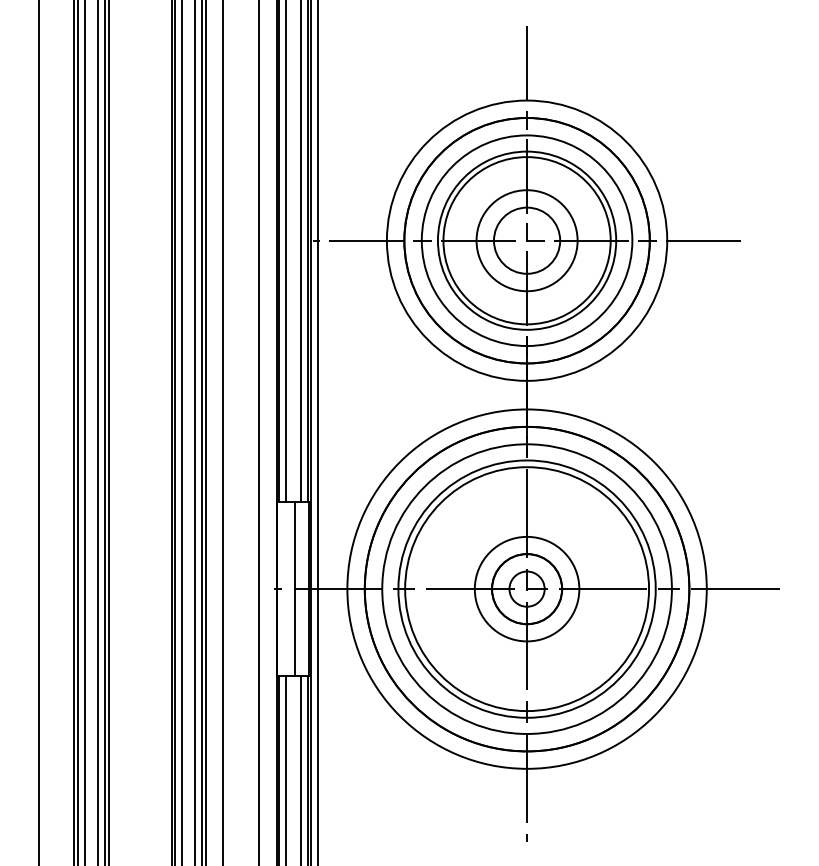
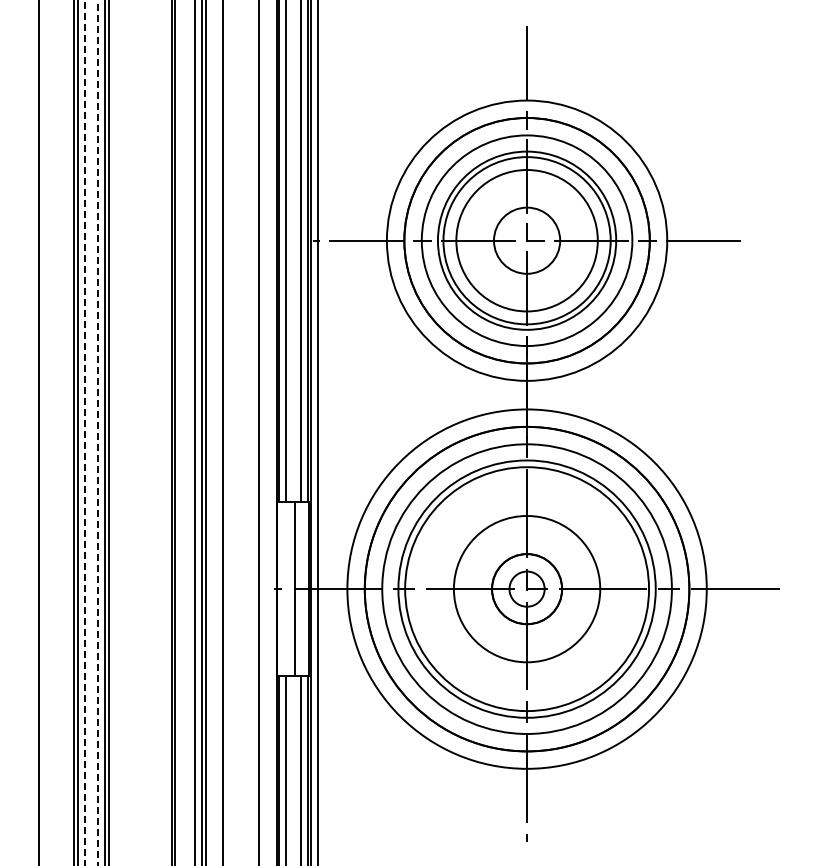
circle diameter: 101 px -> 141 px (526, 240)
line: solid -> dashed (85, 432)
line: solid -> dashed (98, 432)
line: present -> none (182, 432)
circle diameter: 105 px -> 146 px (526, 588)
